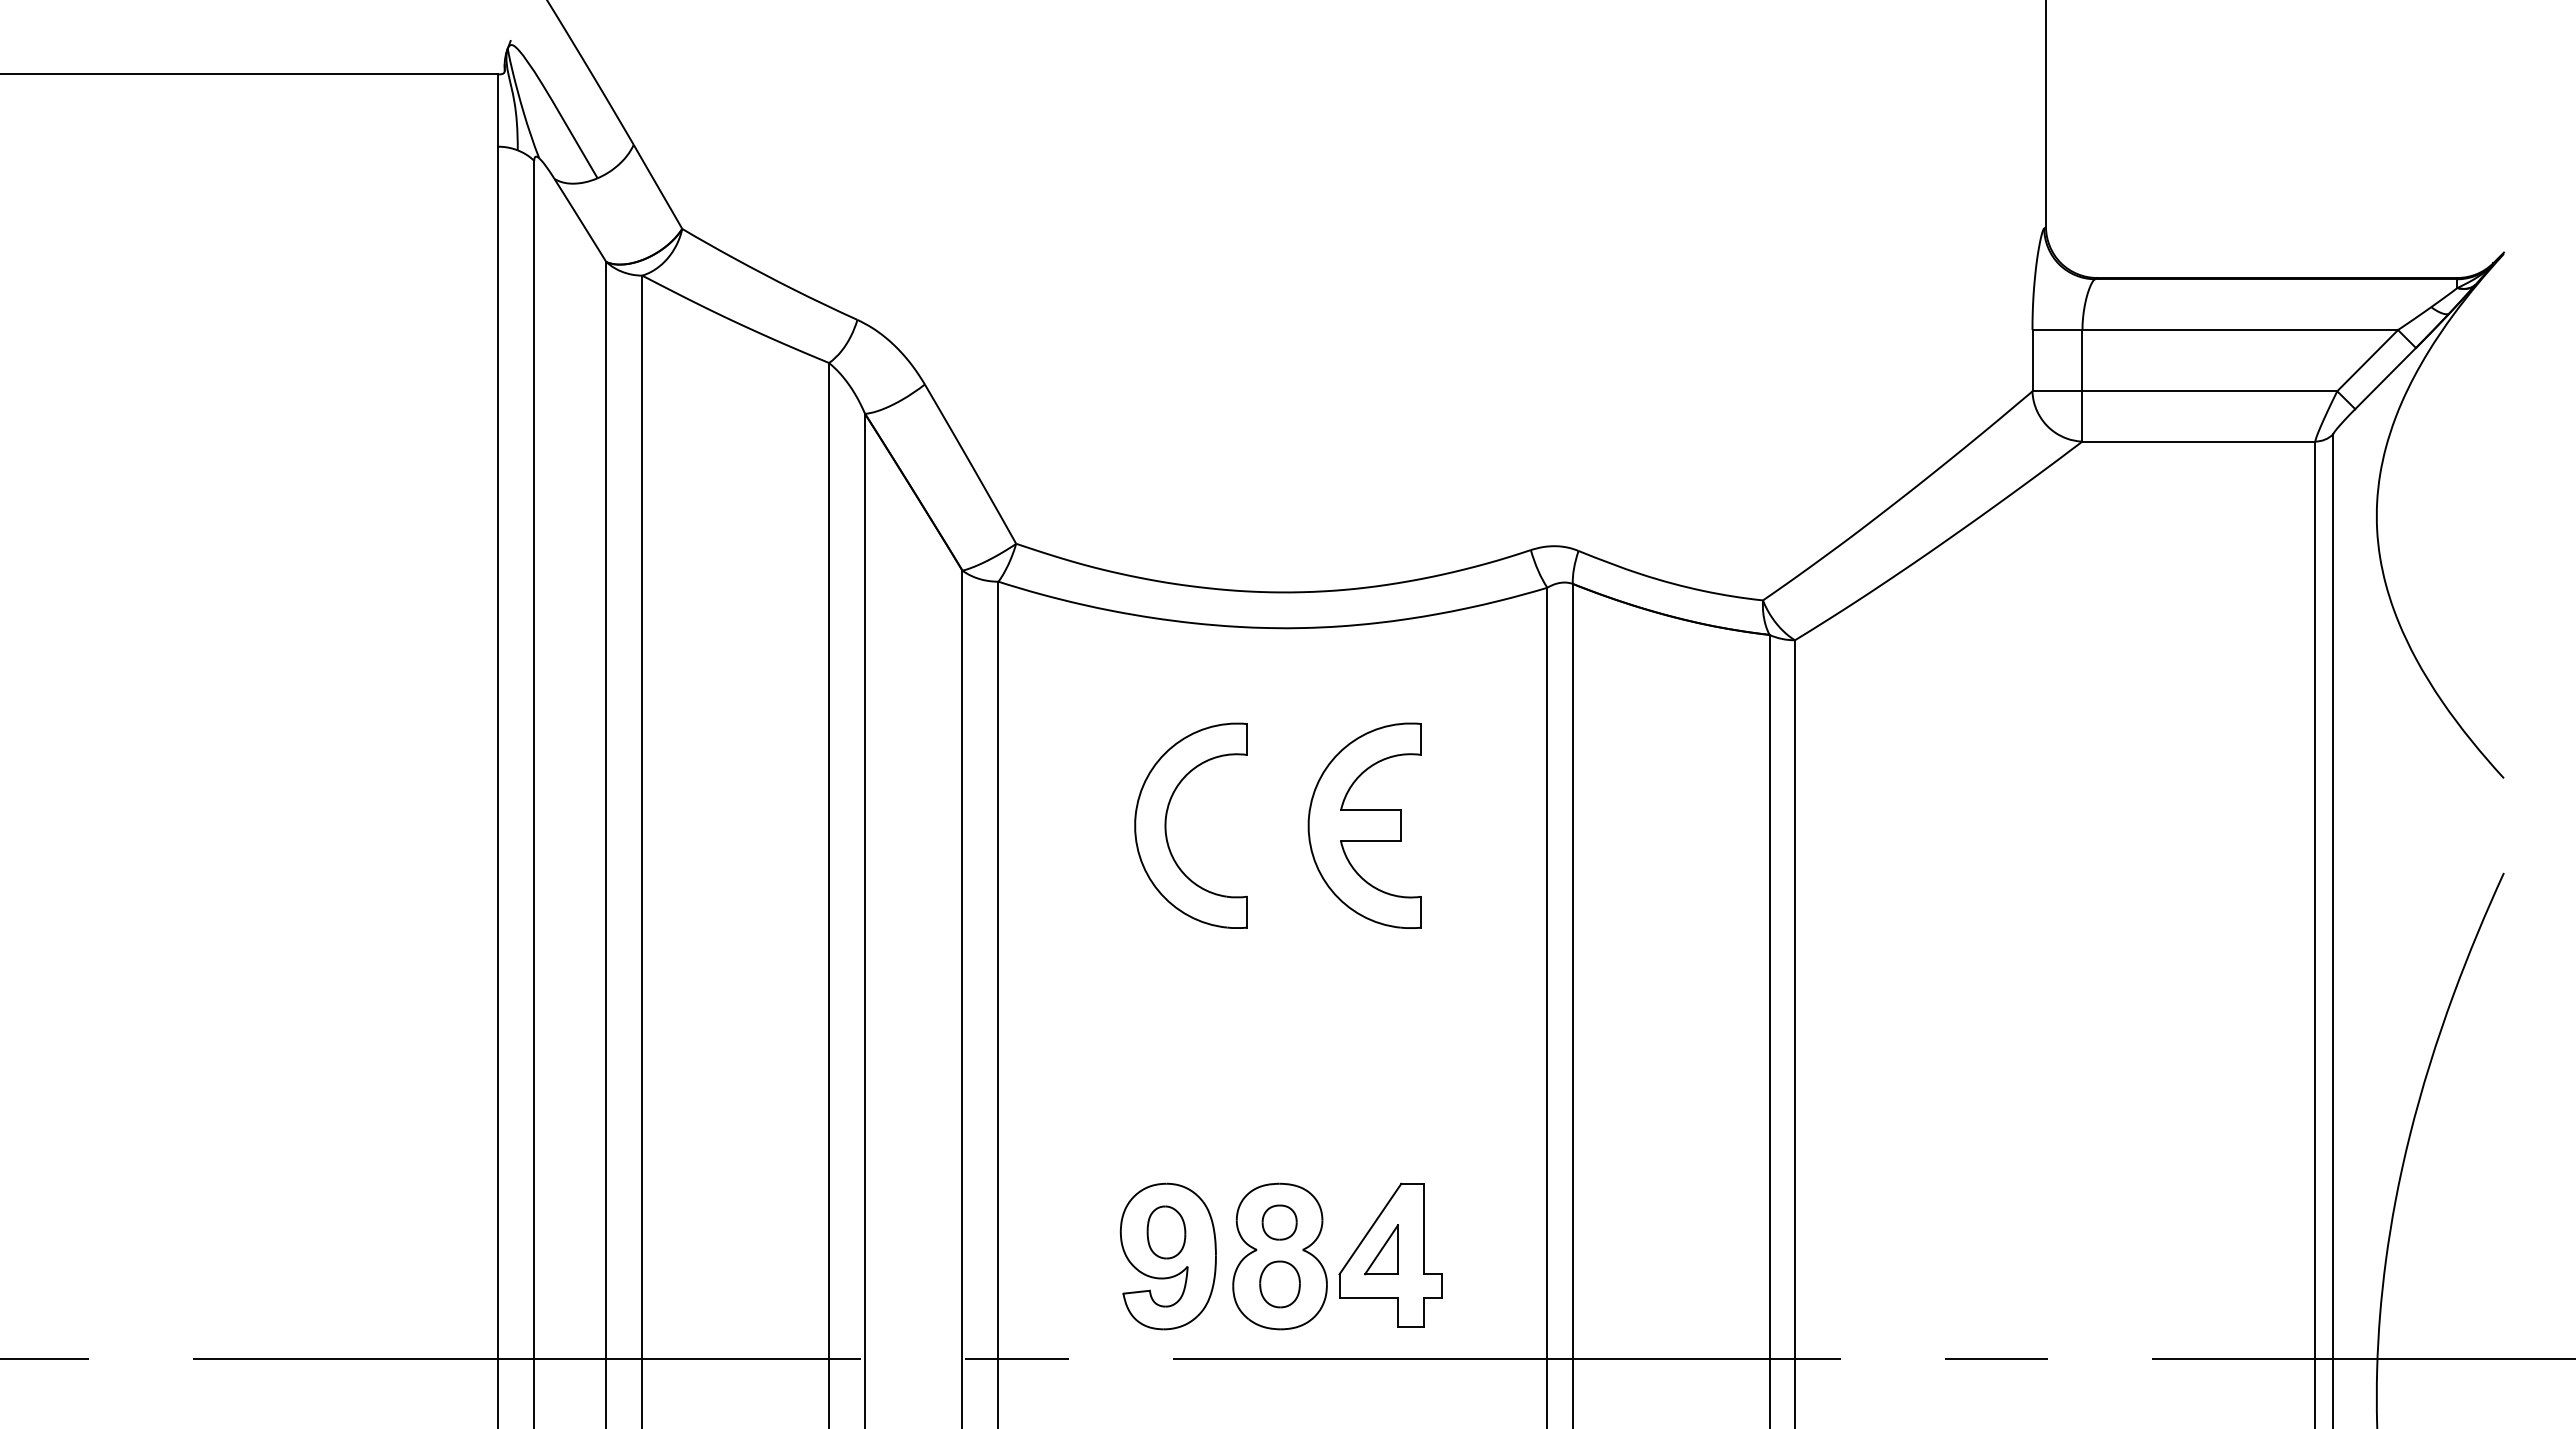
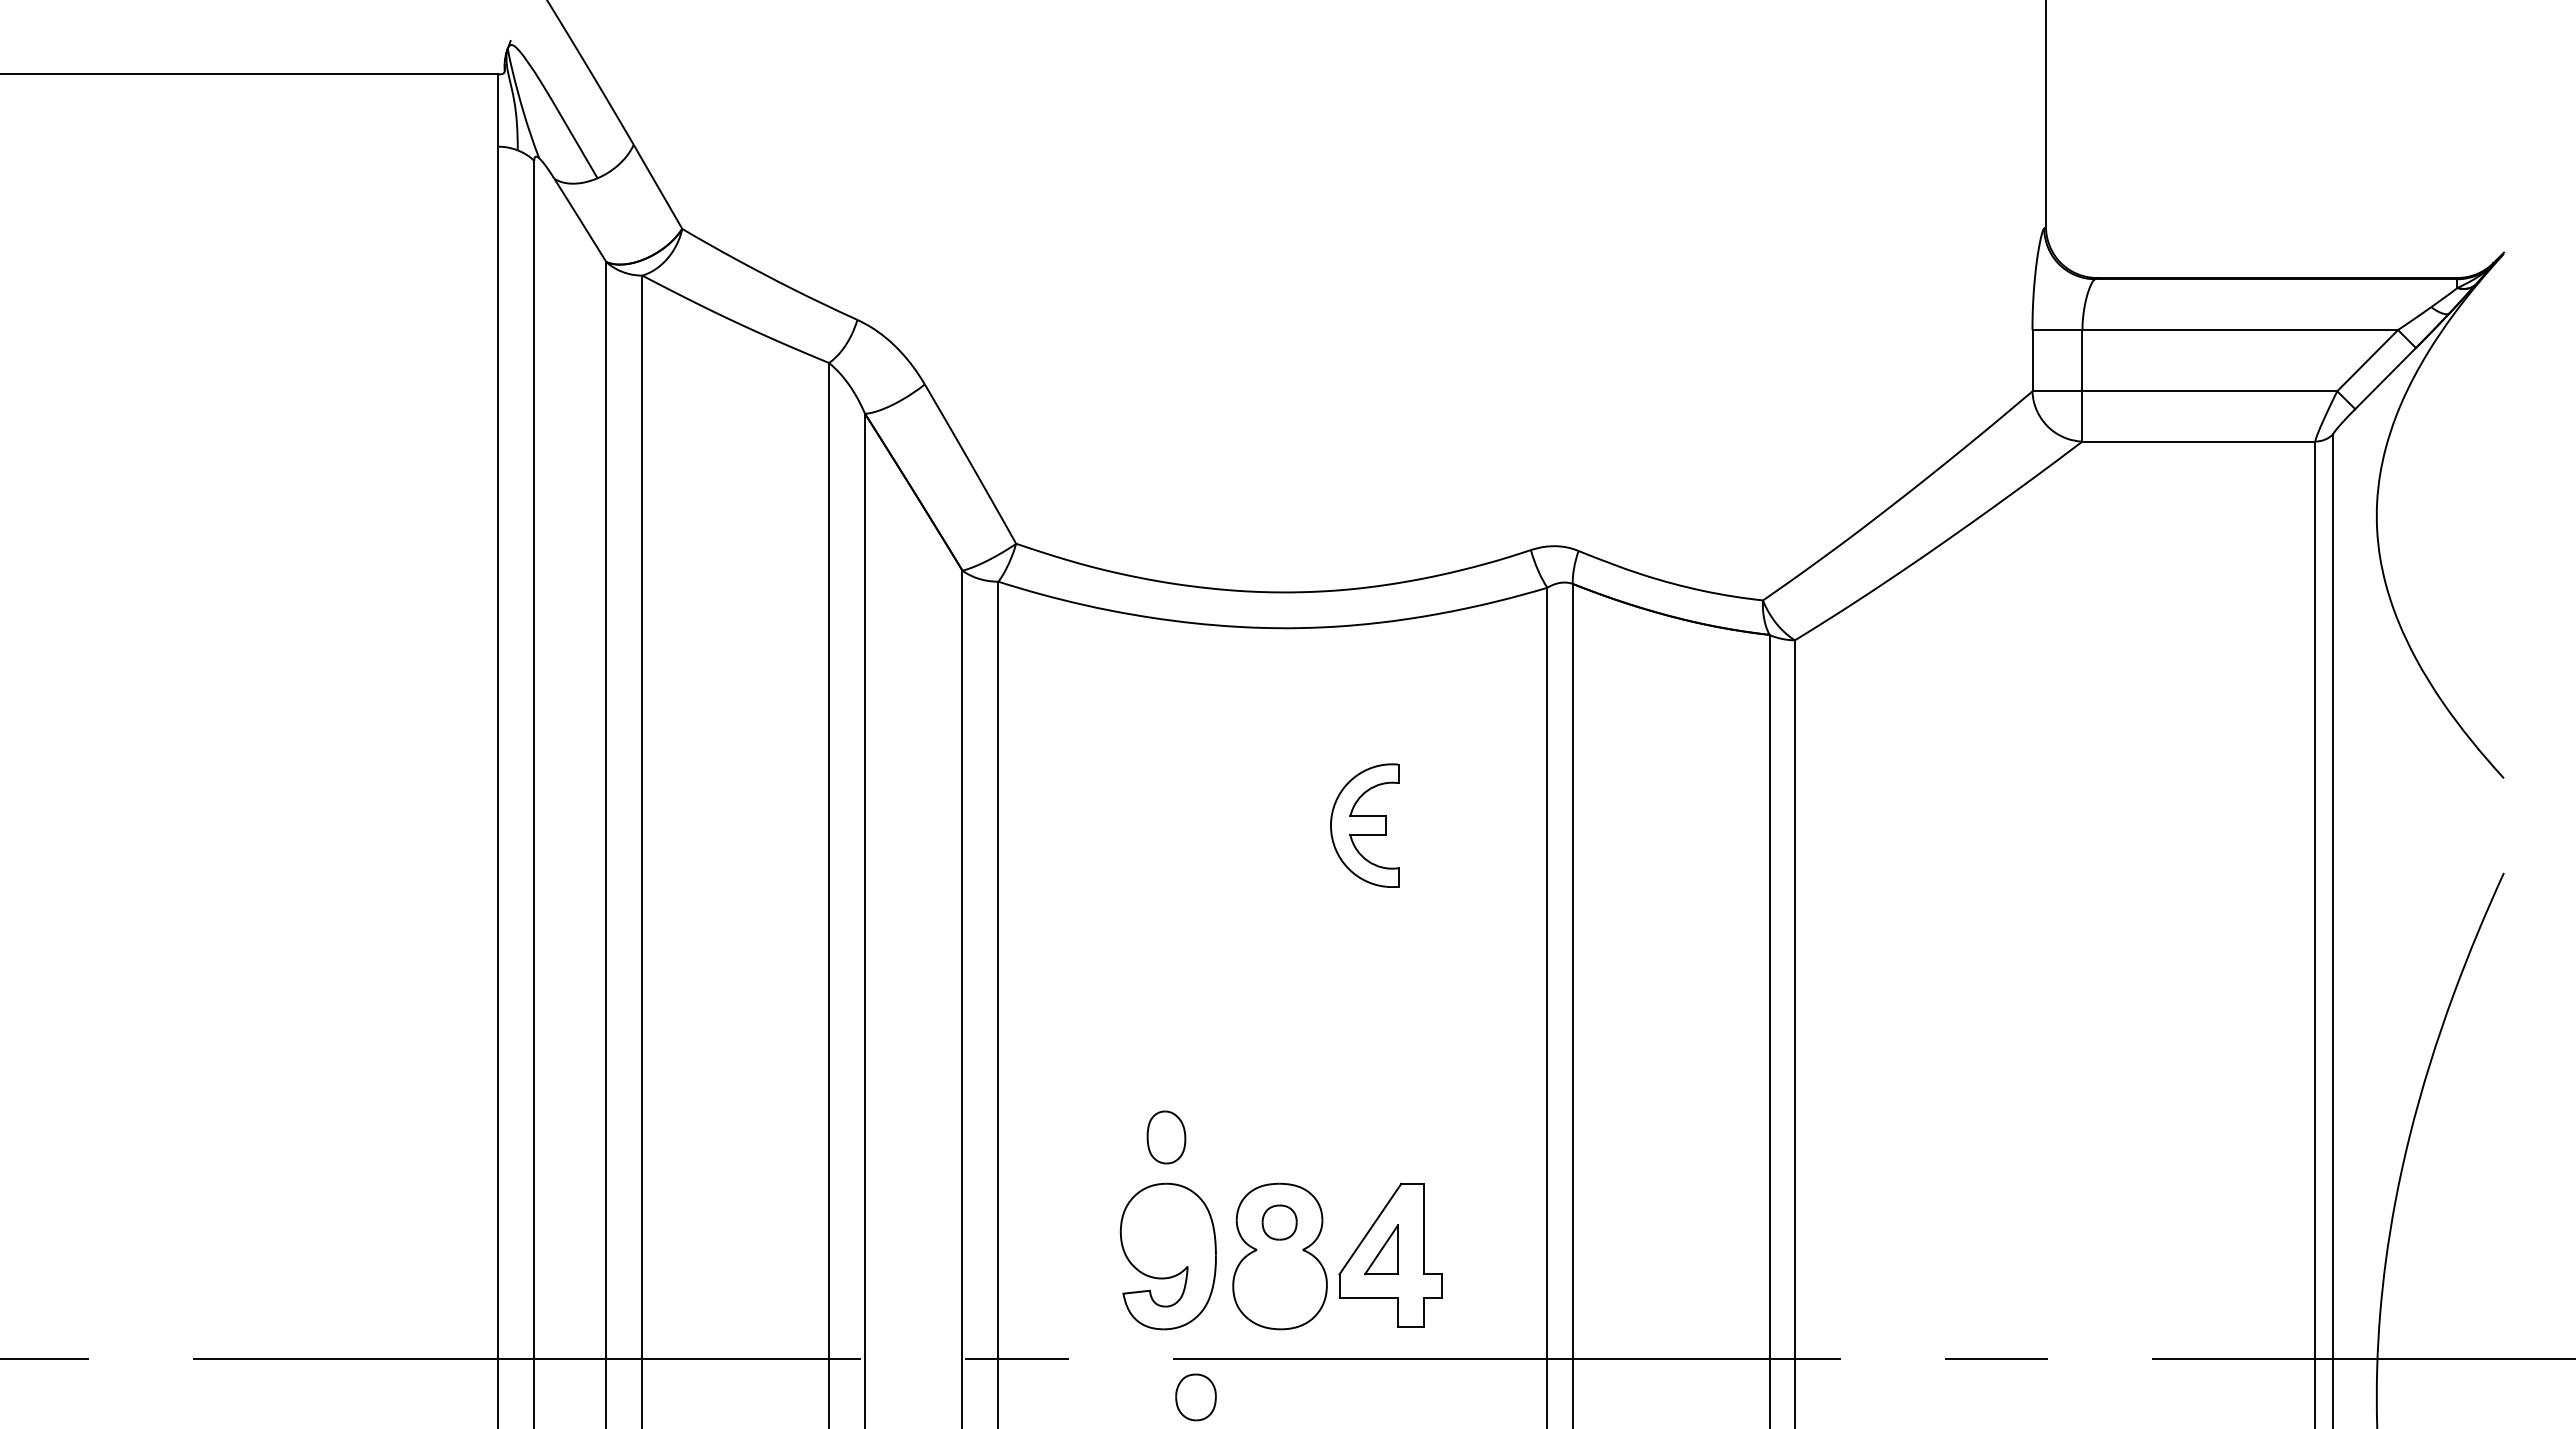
part: present -> none (1166, 825)
part size: 115x207 px -> 70x125 px (1364, 825)
part position: (1166, 1232) -> (1166, 1137) (1166, 1137)
part position: (1279, 1284) -> (1195, 1397) (1195, 1397)
